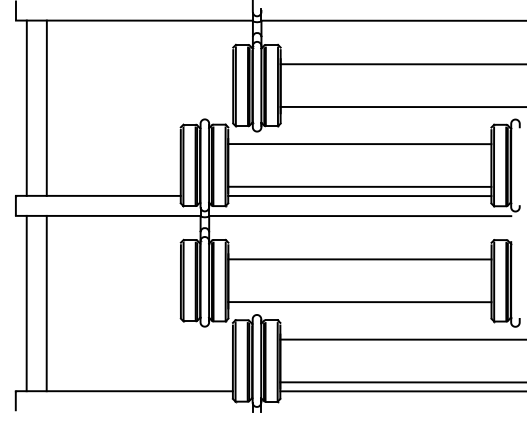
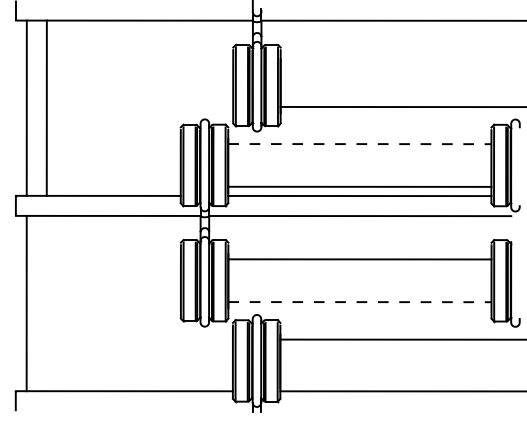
line: present -> none (401, 64)
line: solid -> dashed (359, 144)
line: solid -> dashed (359, 302)
line: present -> none (46, 303)
line: present -> none (401, 382)
